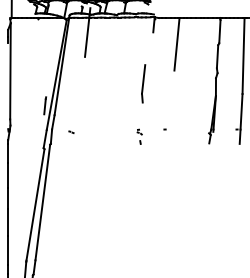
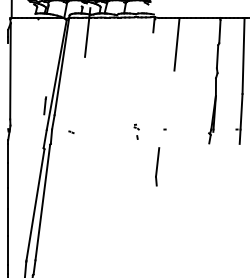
line position: (143, 83) -> (157, 166) (157, 166)
part position: (139, 136) -> (136, 131) (136, 131)
